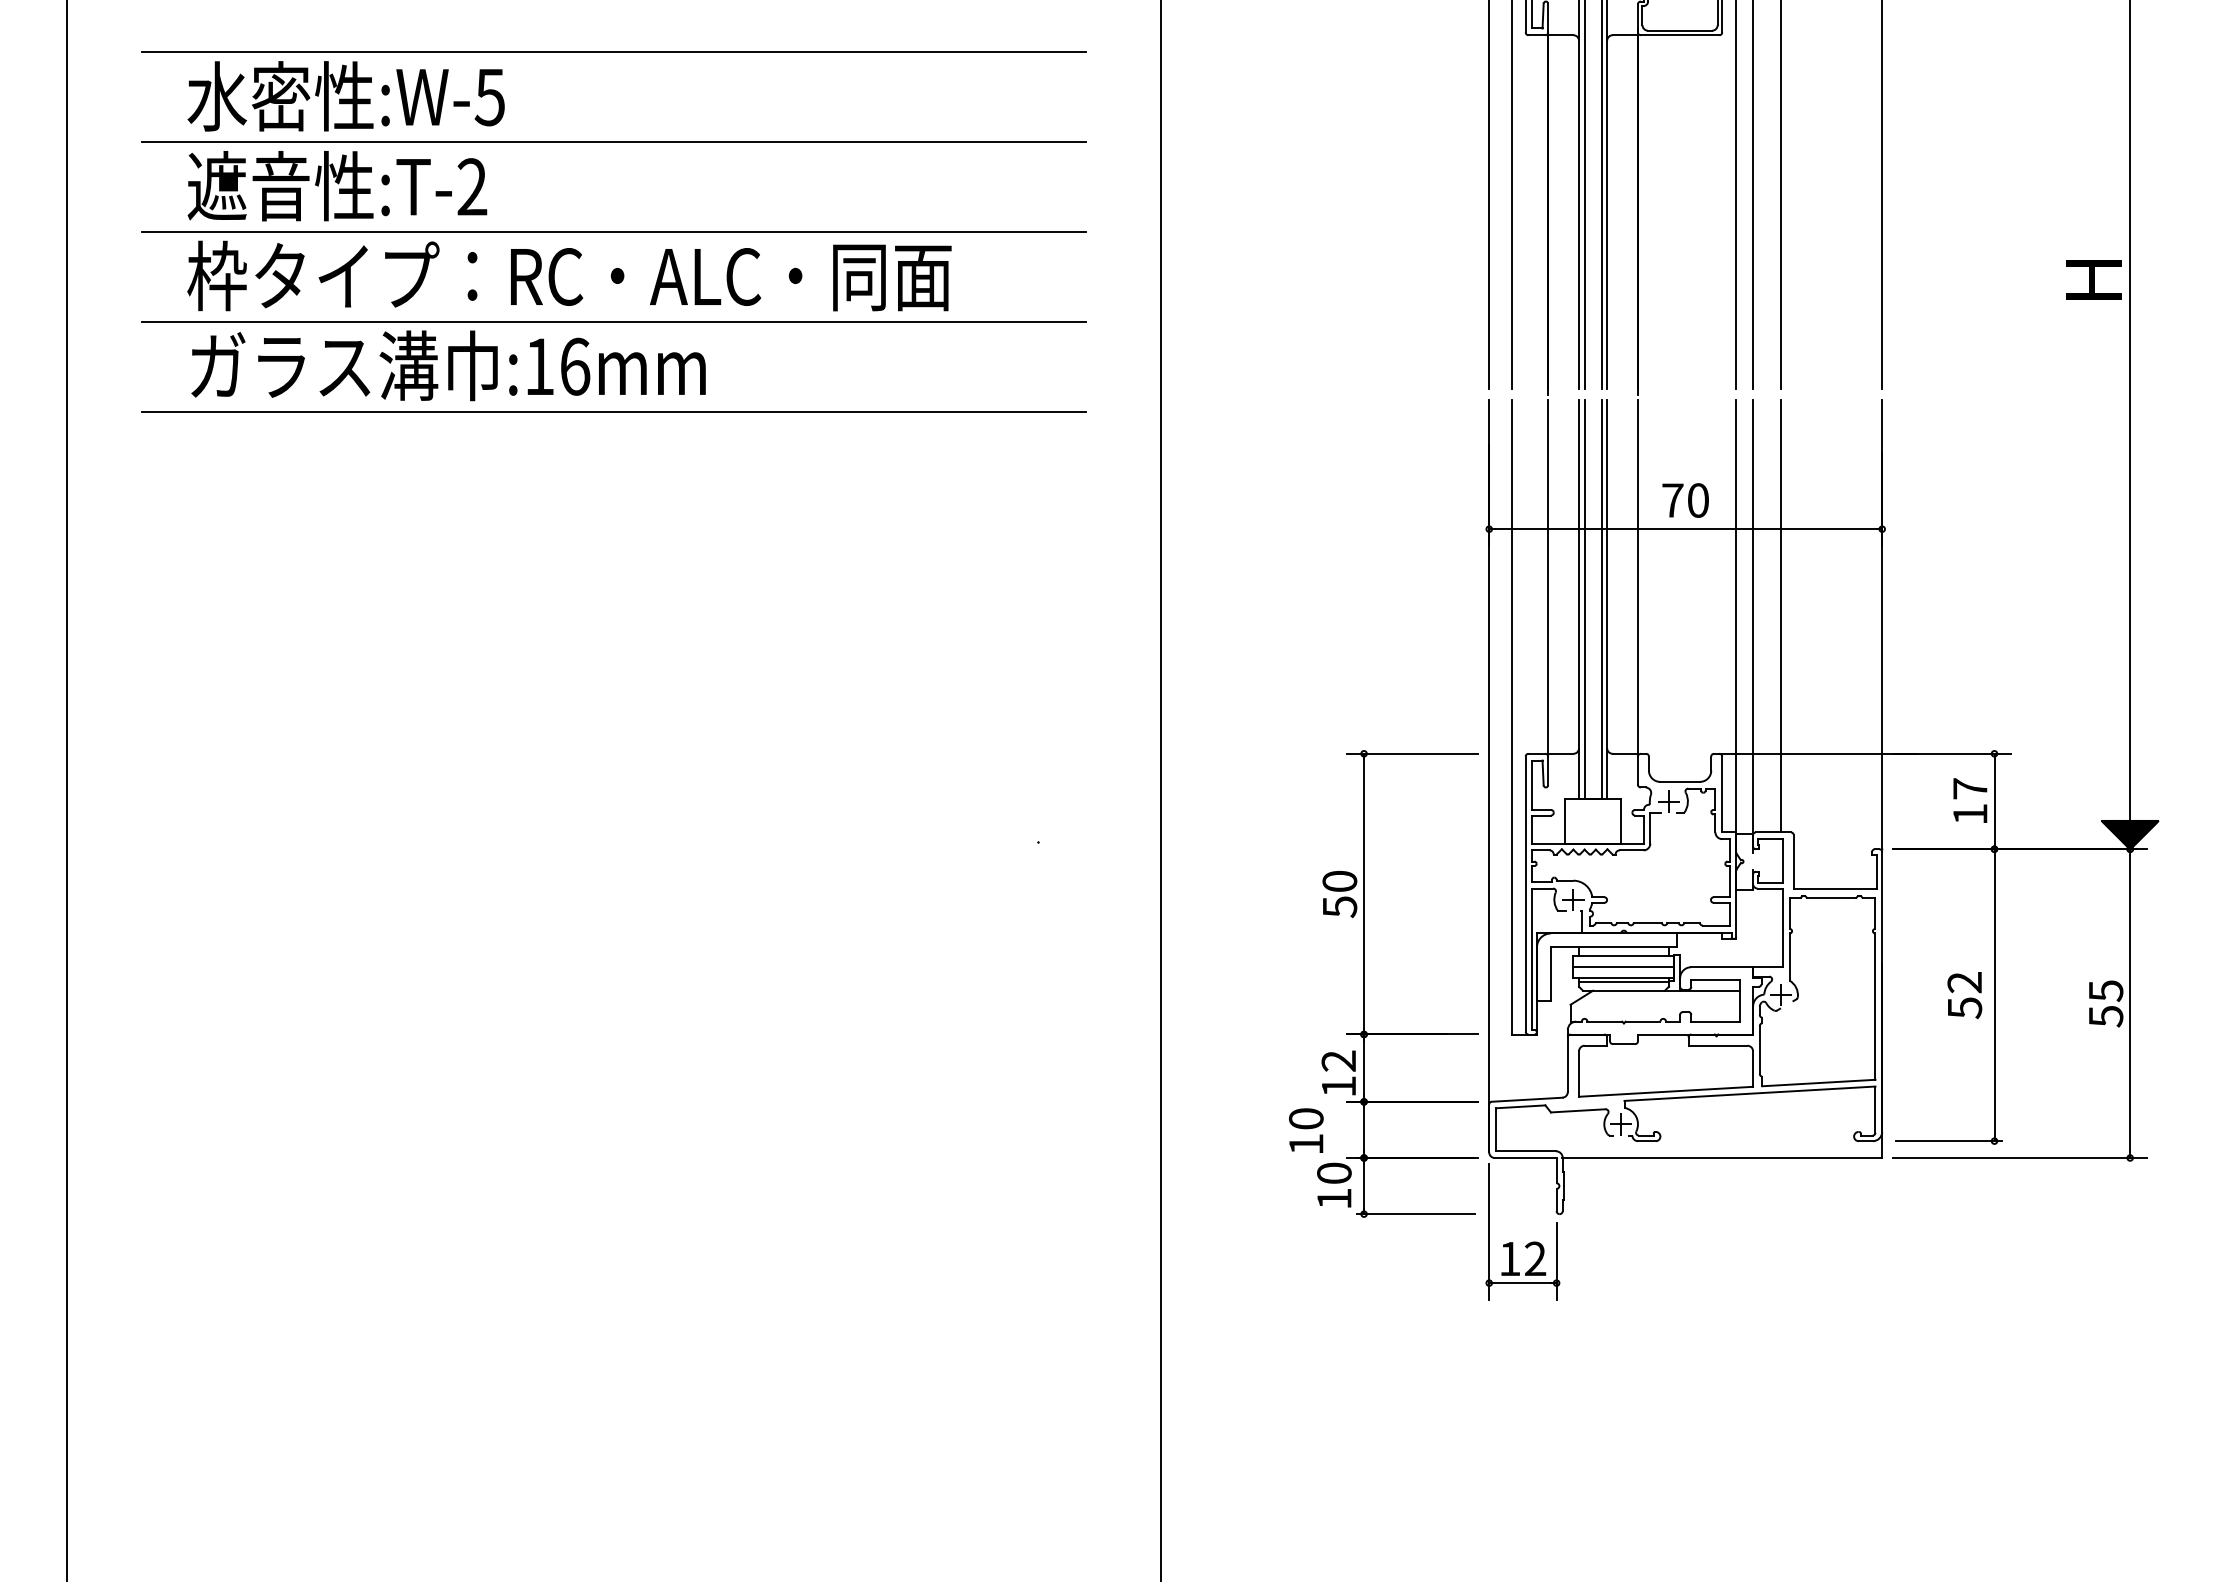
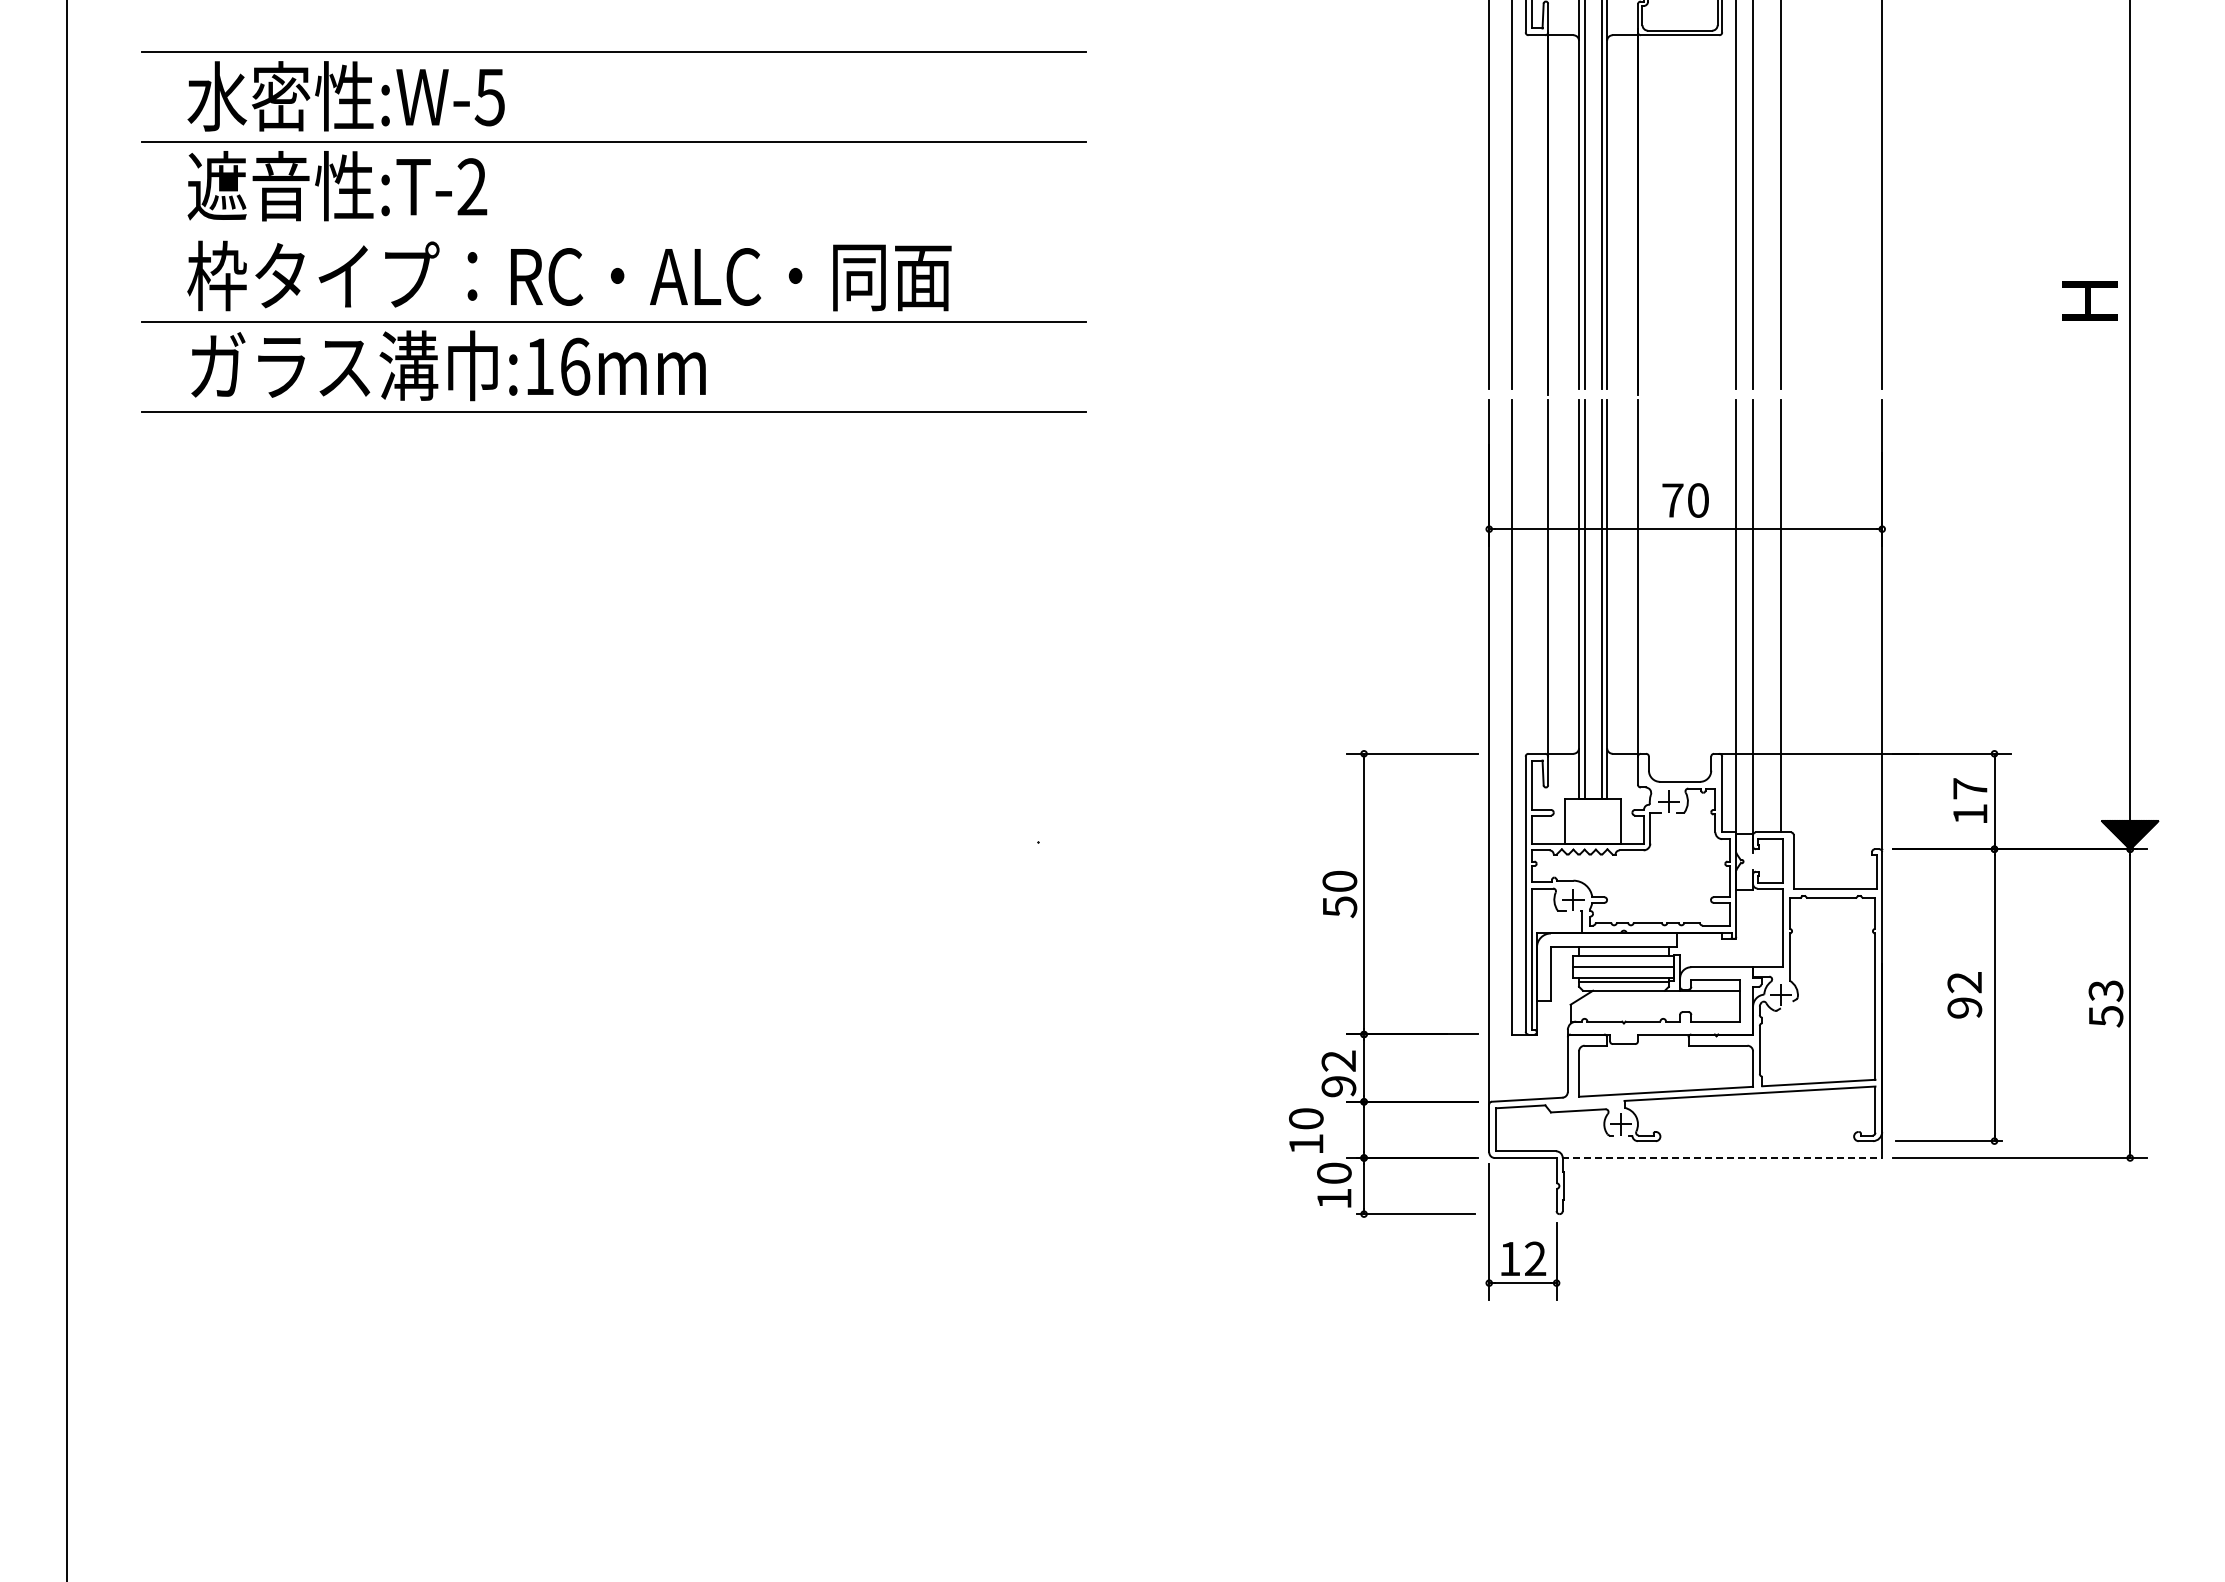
line: present -> none (614, 232)
text position: (2093, 279) -> (2089, 300) (2089, 300)
line: present -> none (1161, 790)
text: 55 -> 53 (2105, 990)
text: 52 -> 92 (1964, 1008)
text: 12 -> 92 (1338, 1086)
line: solid -> dashed (1722, 1158)
